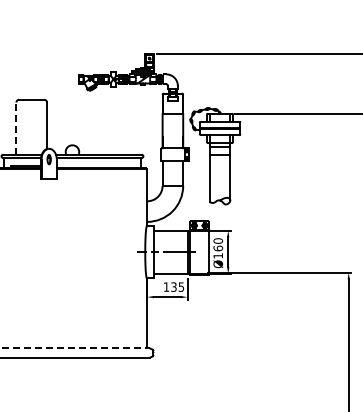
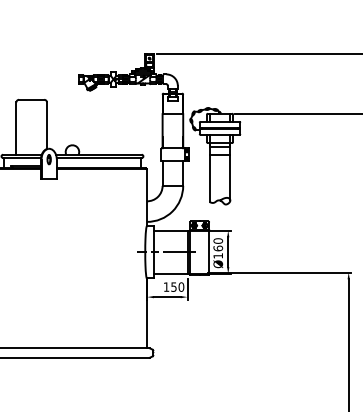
line: dashed -> solid (16, 128)
text: 135 -> 150 (177, 286)
line: dashed -> solid (75, 348)
